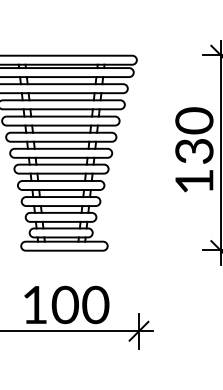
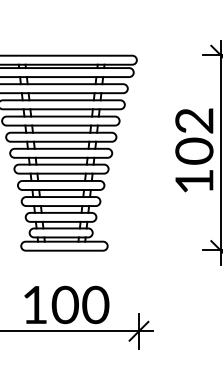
text: 130 -> 102 (194, 135)
